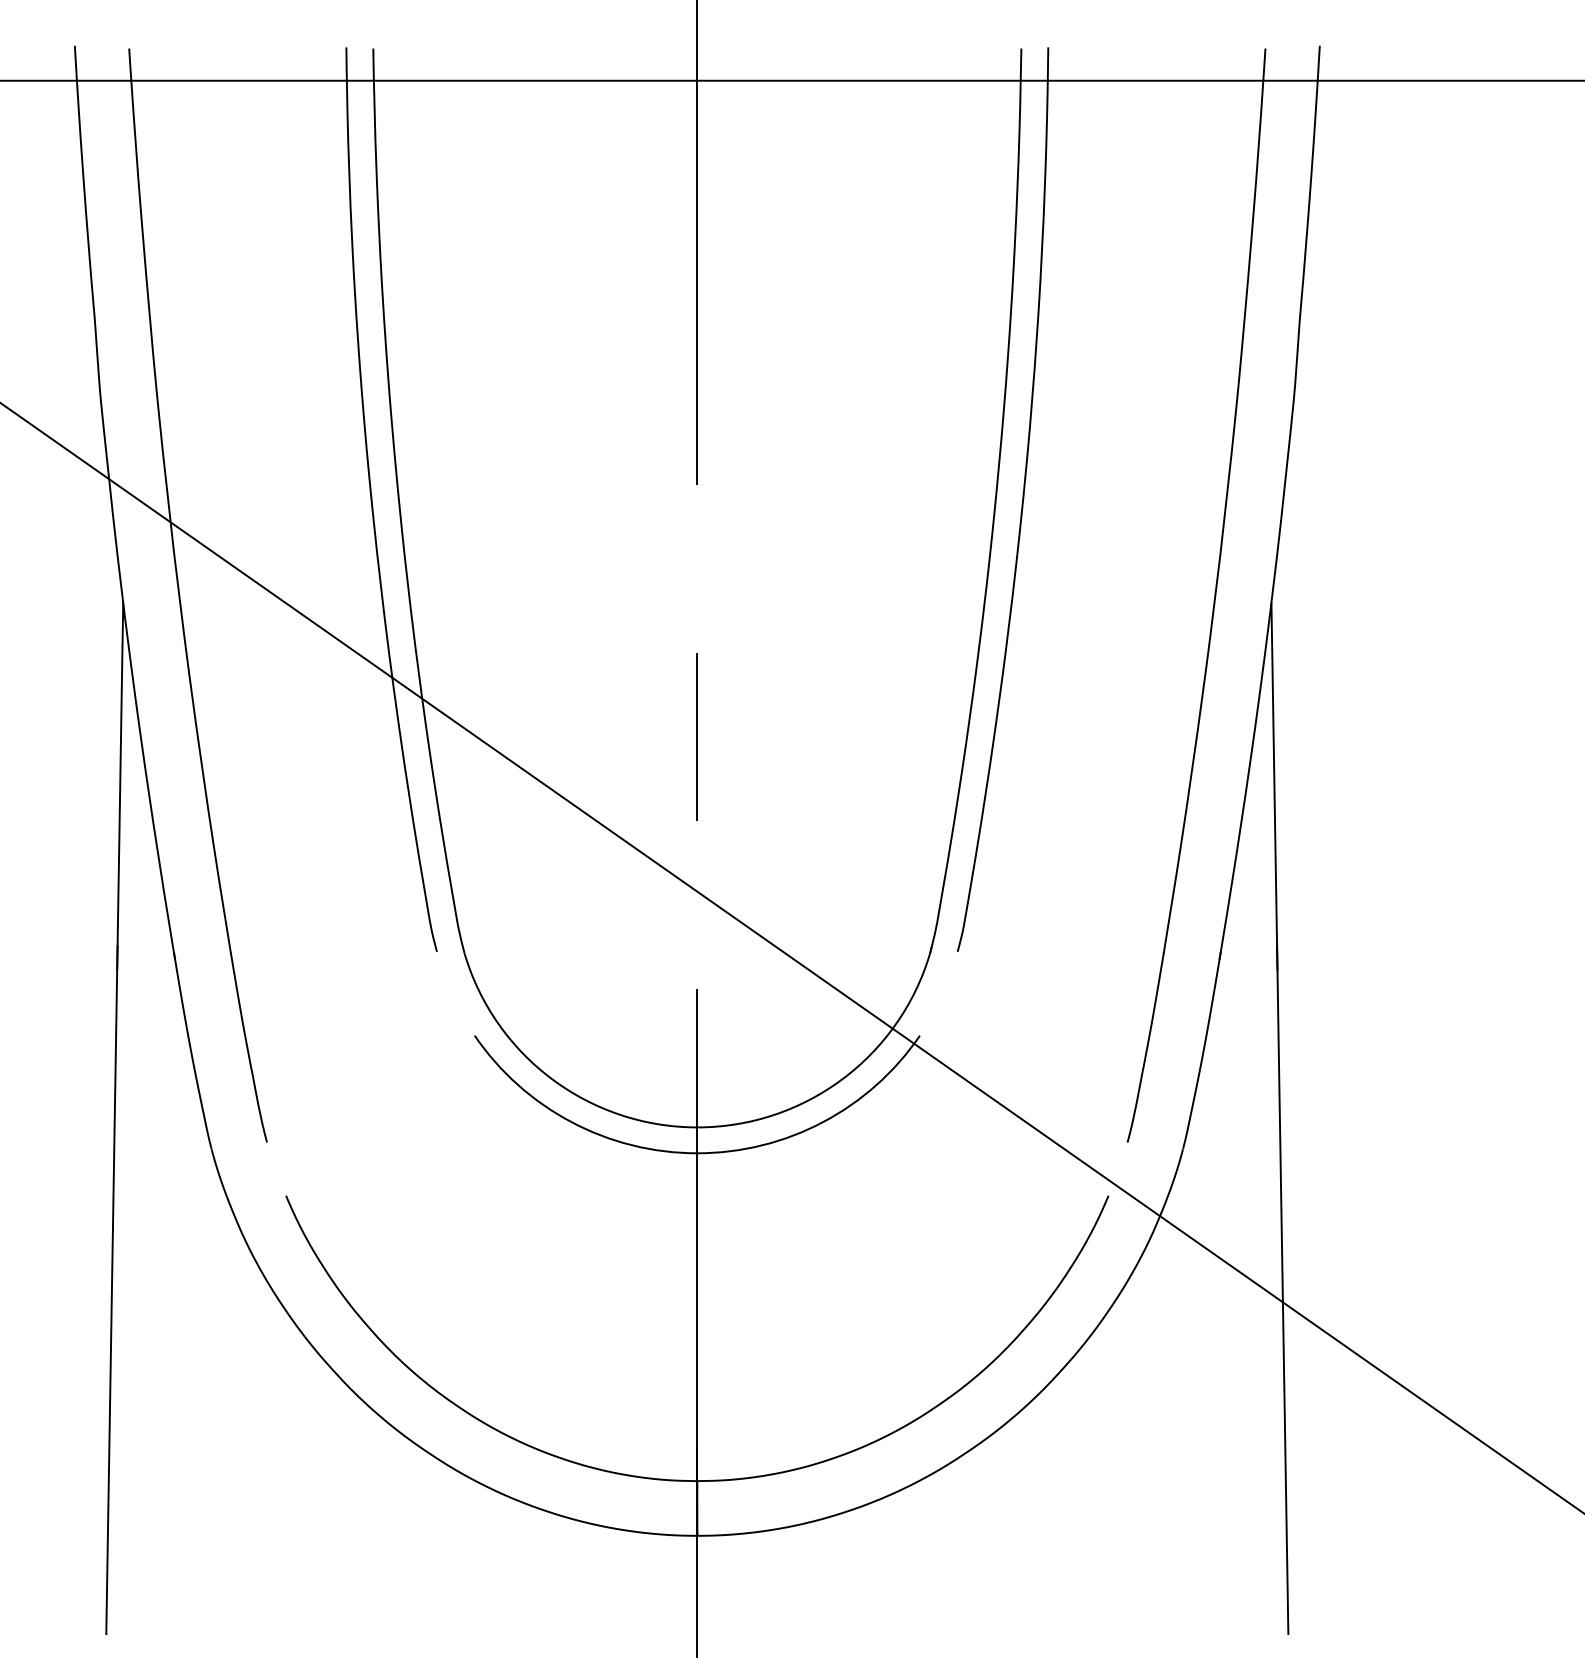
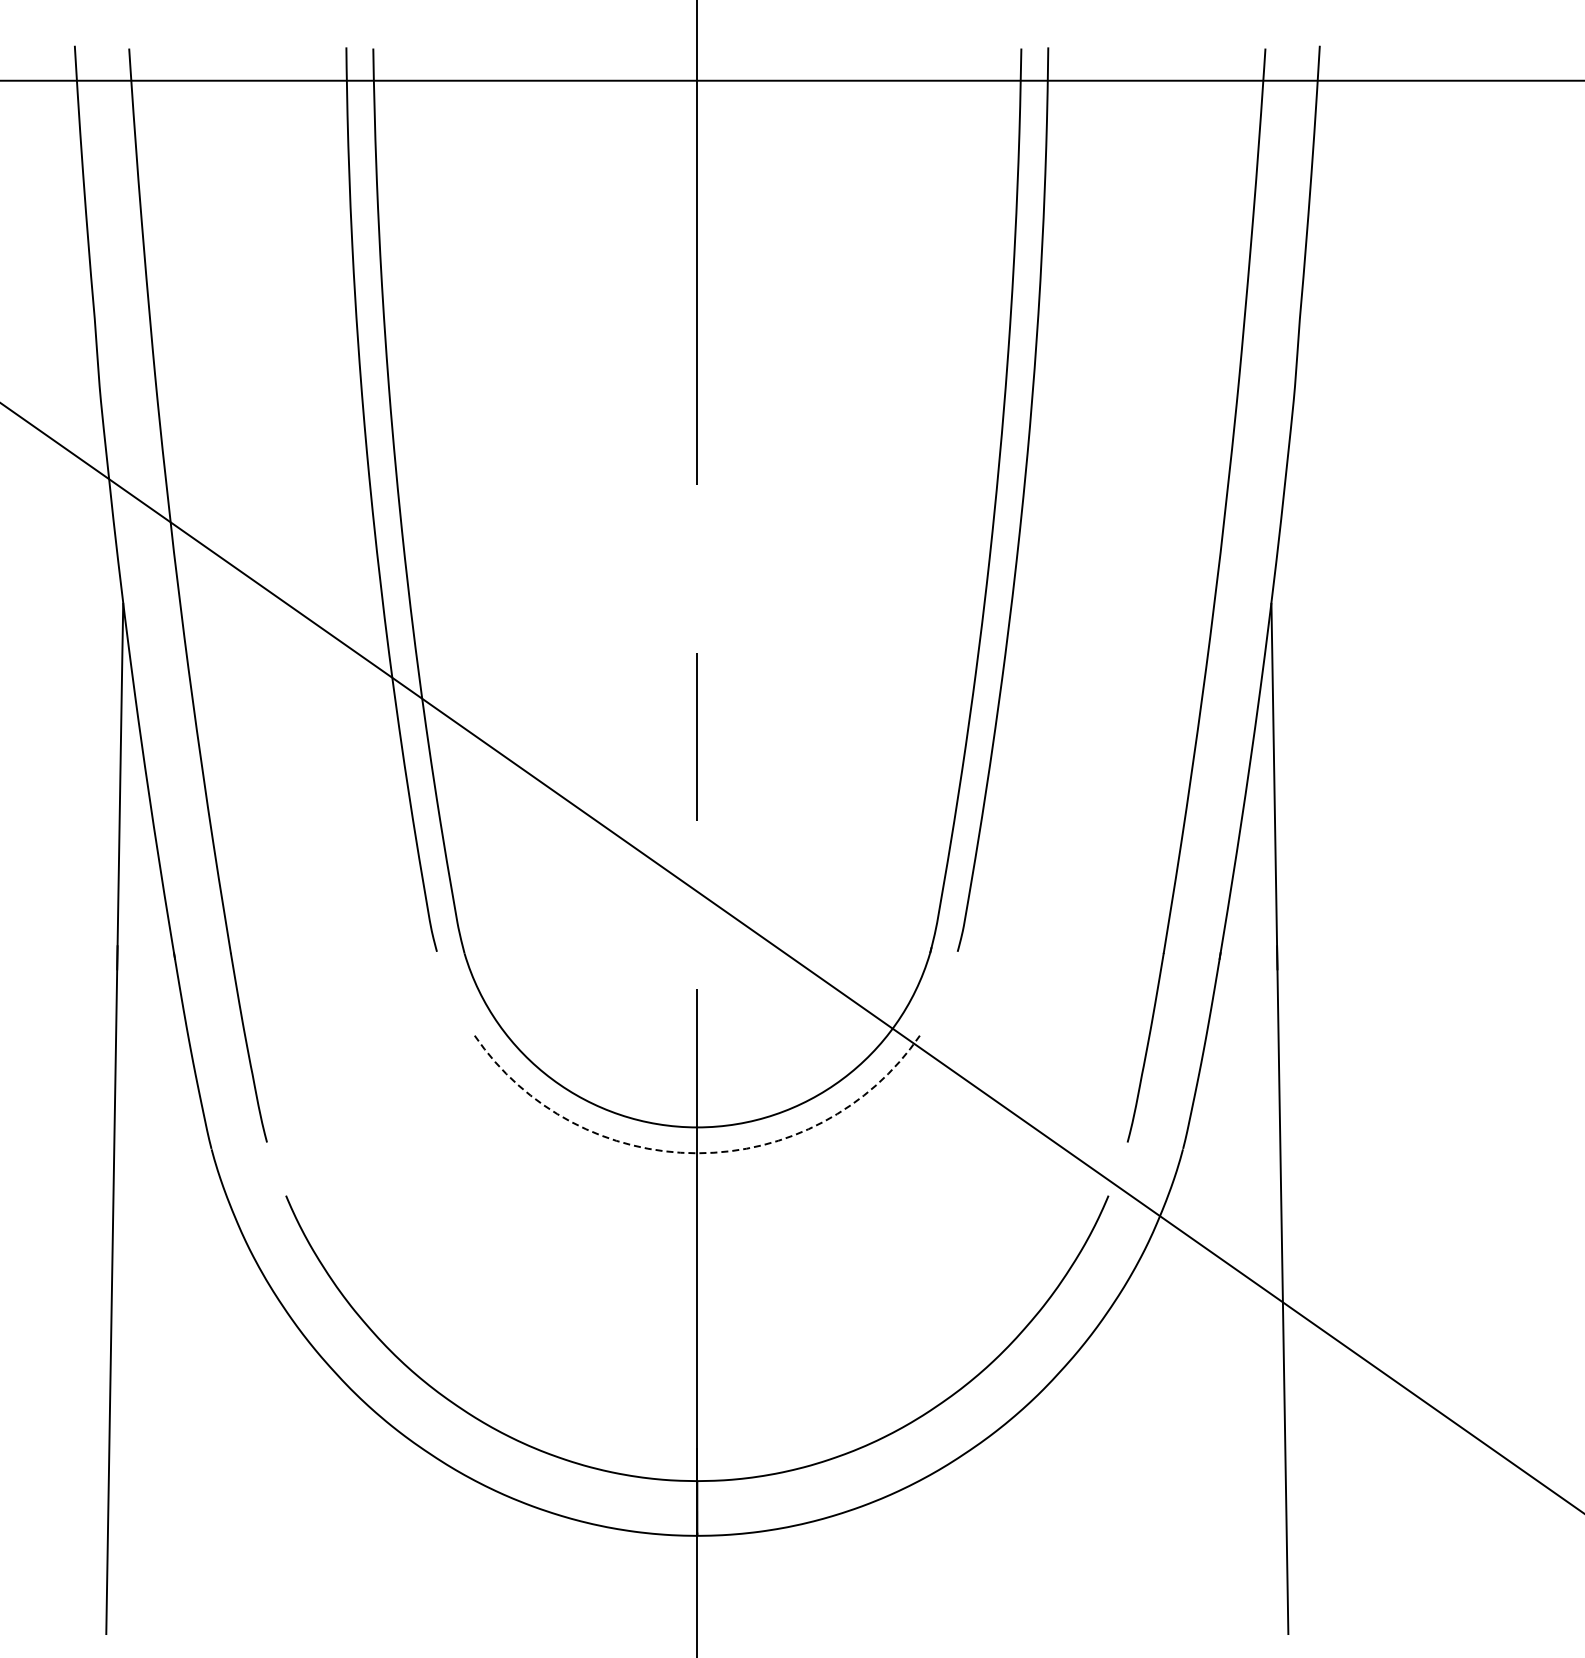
arc: solid -> dashed (697, 1153)
